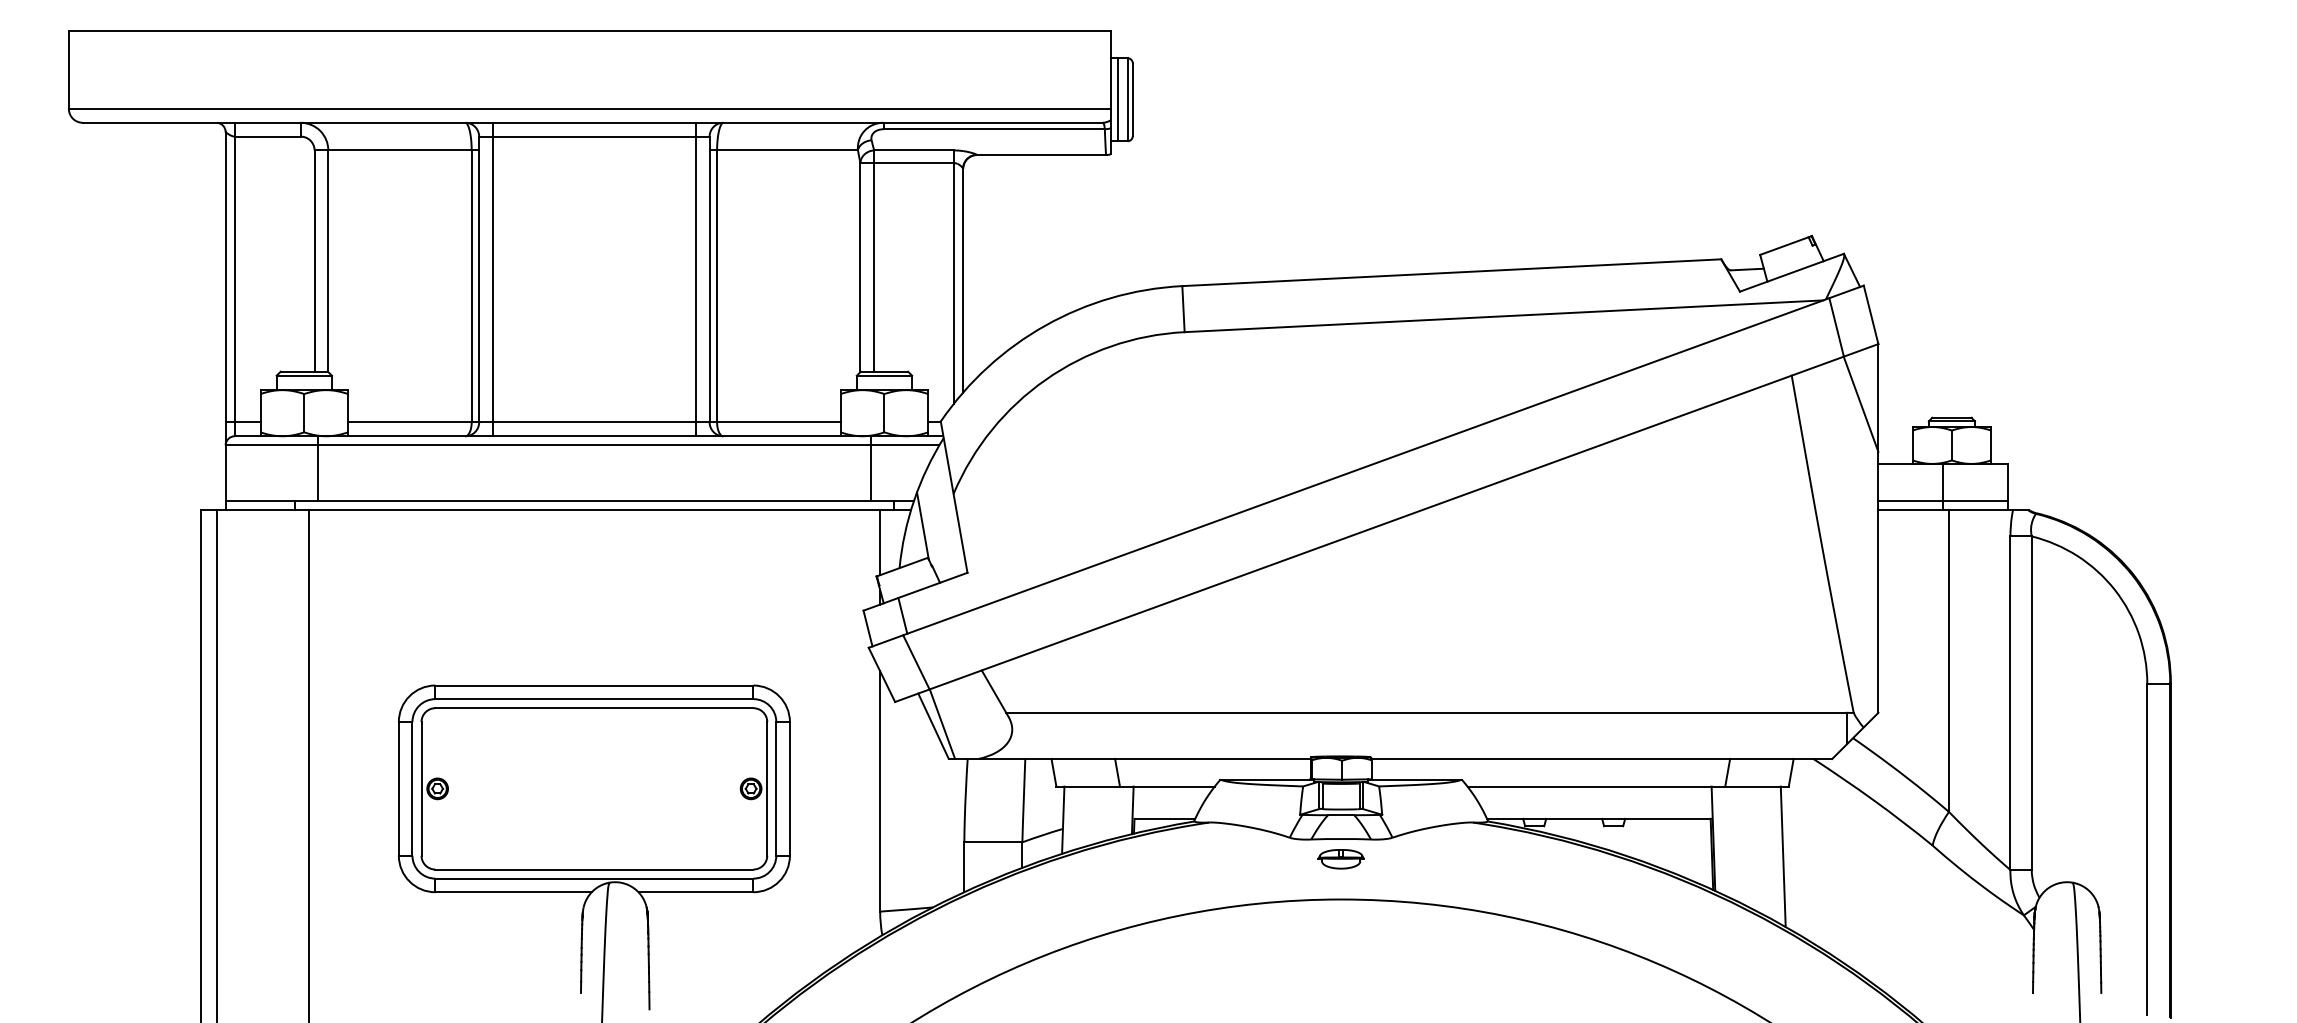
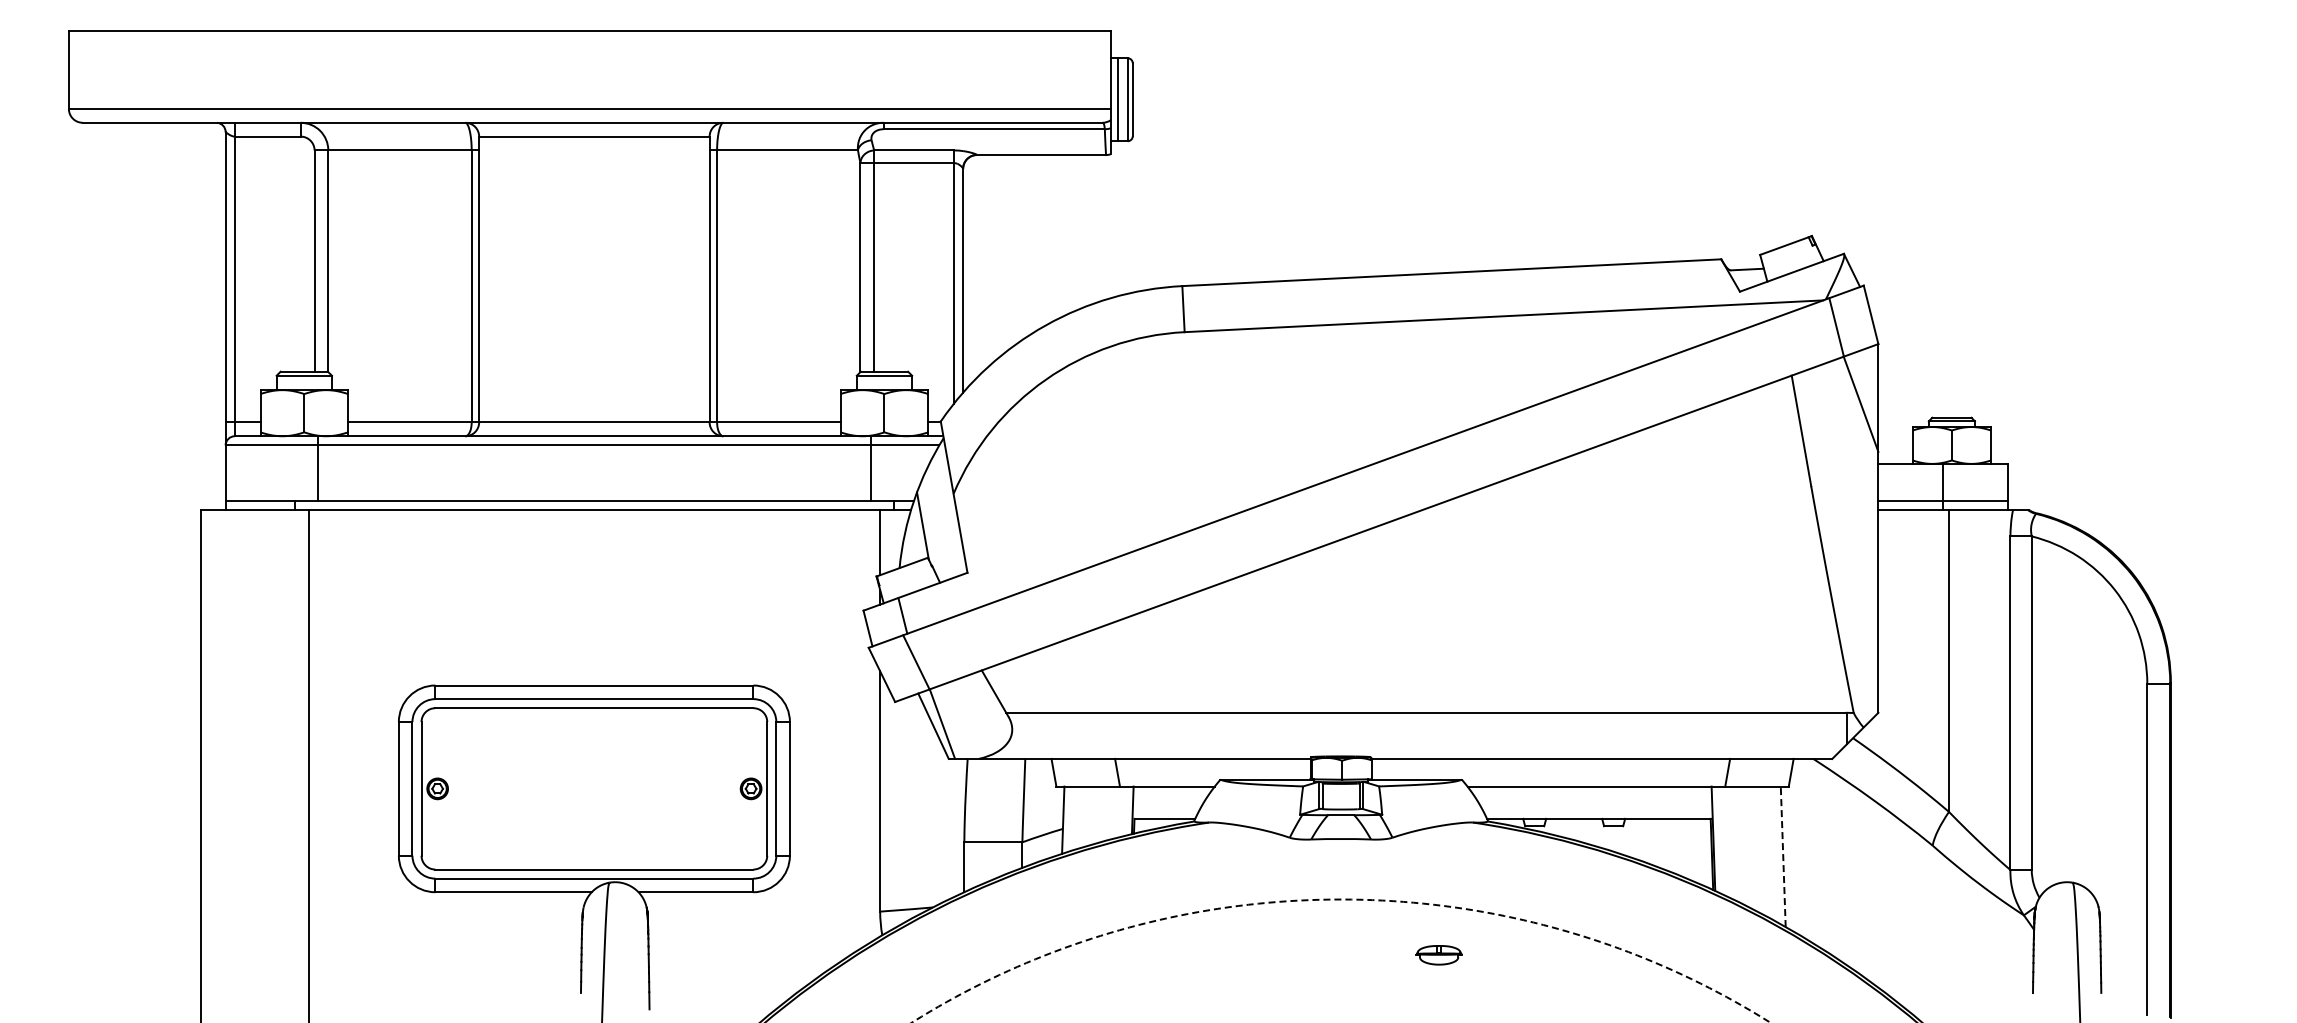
line: present -> none (492, 279)
line: present -> none (695, 279)
line: present -> none (216, 764)
line: solid -> dashed (1783, 856)
part position: (1340, 859) -> (1438, 955) (1438, 955)
circle: solid -> dashed (1340, 960)
